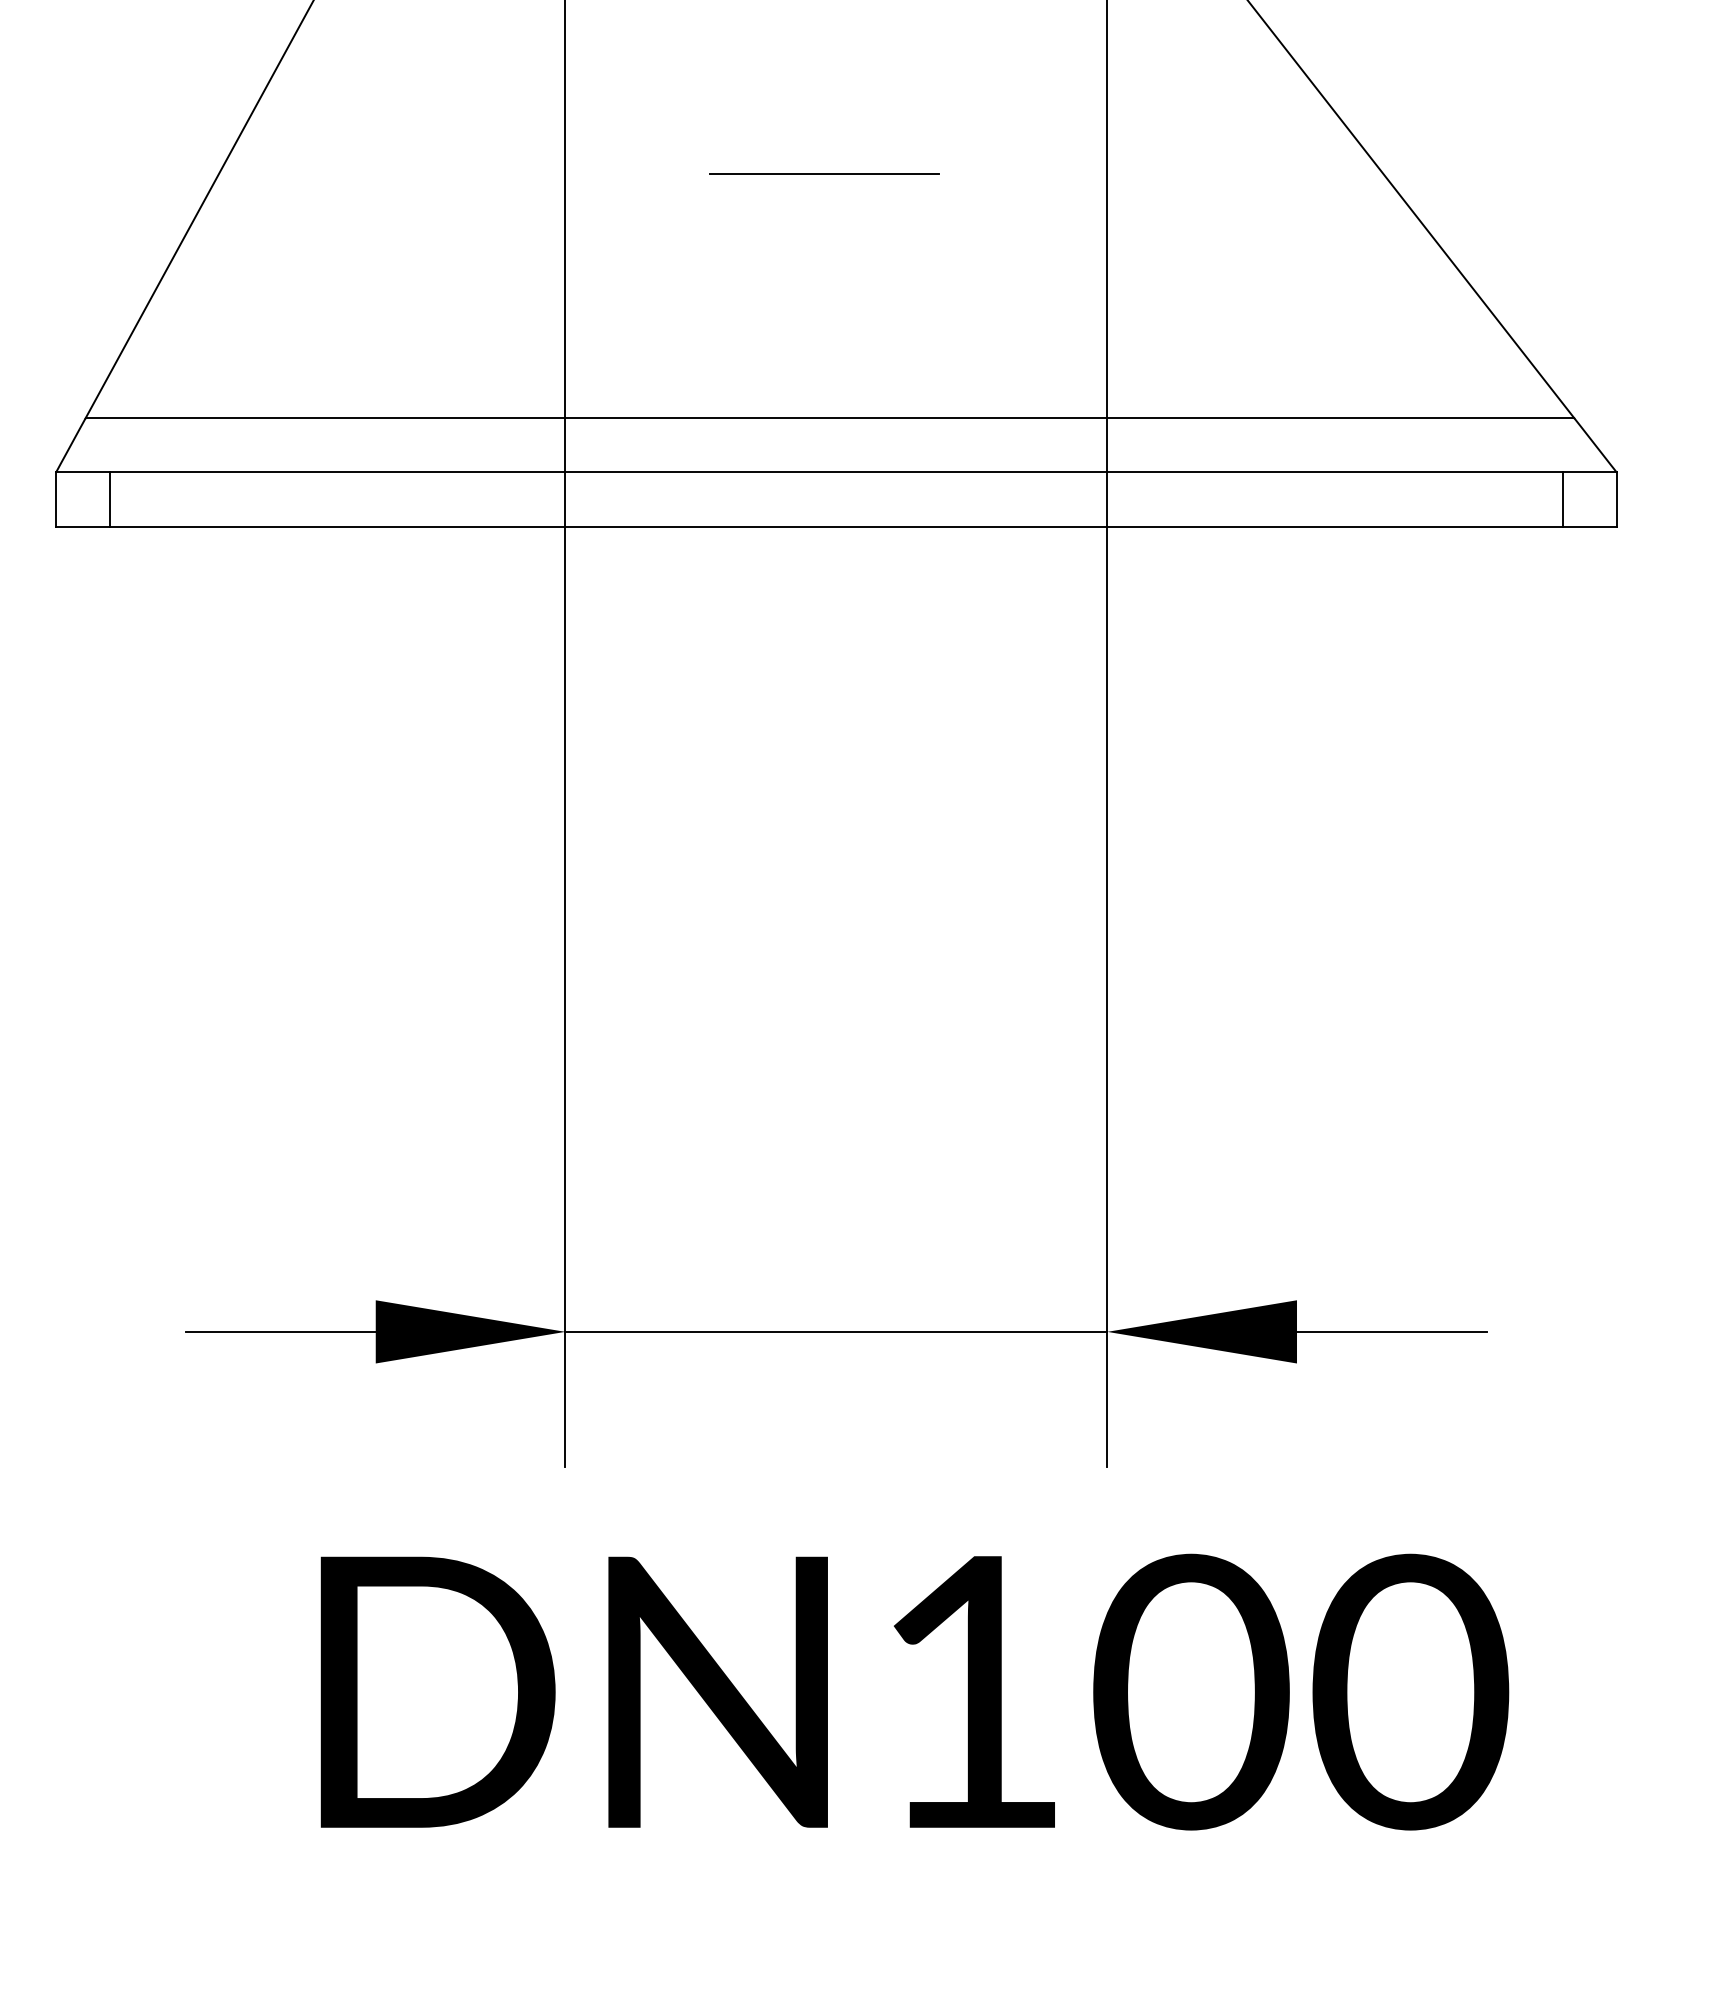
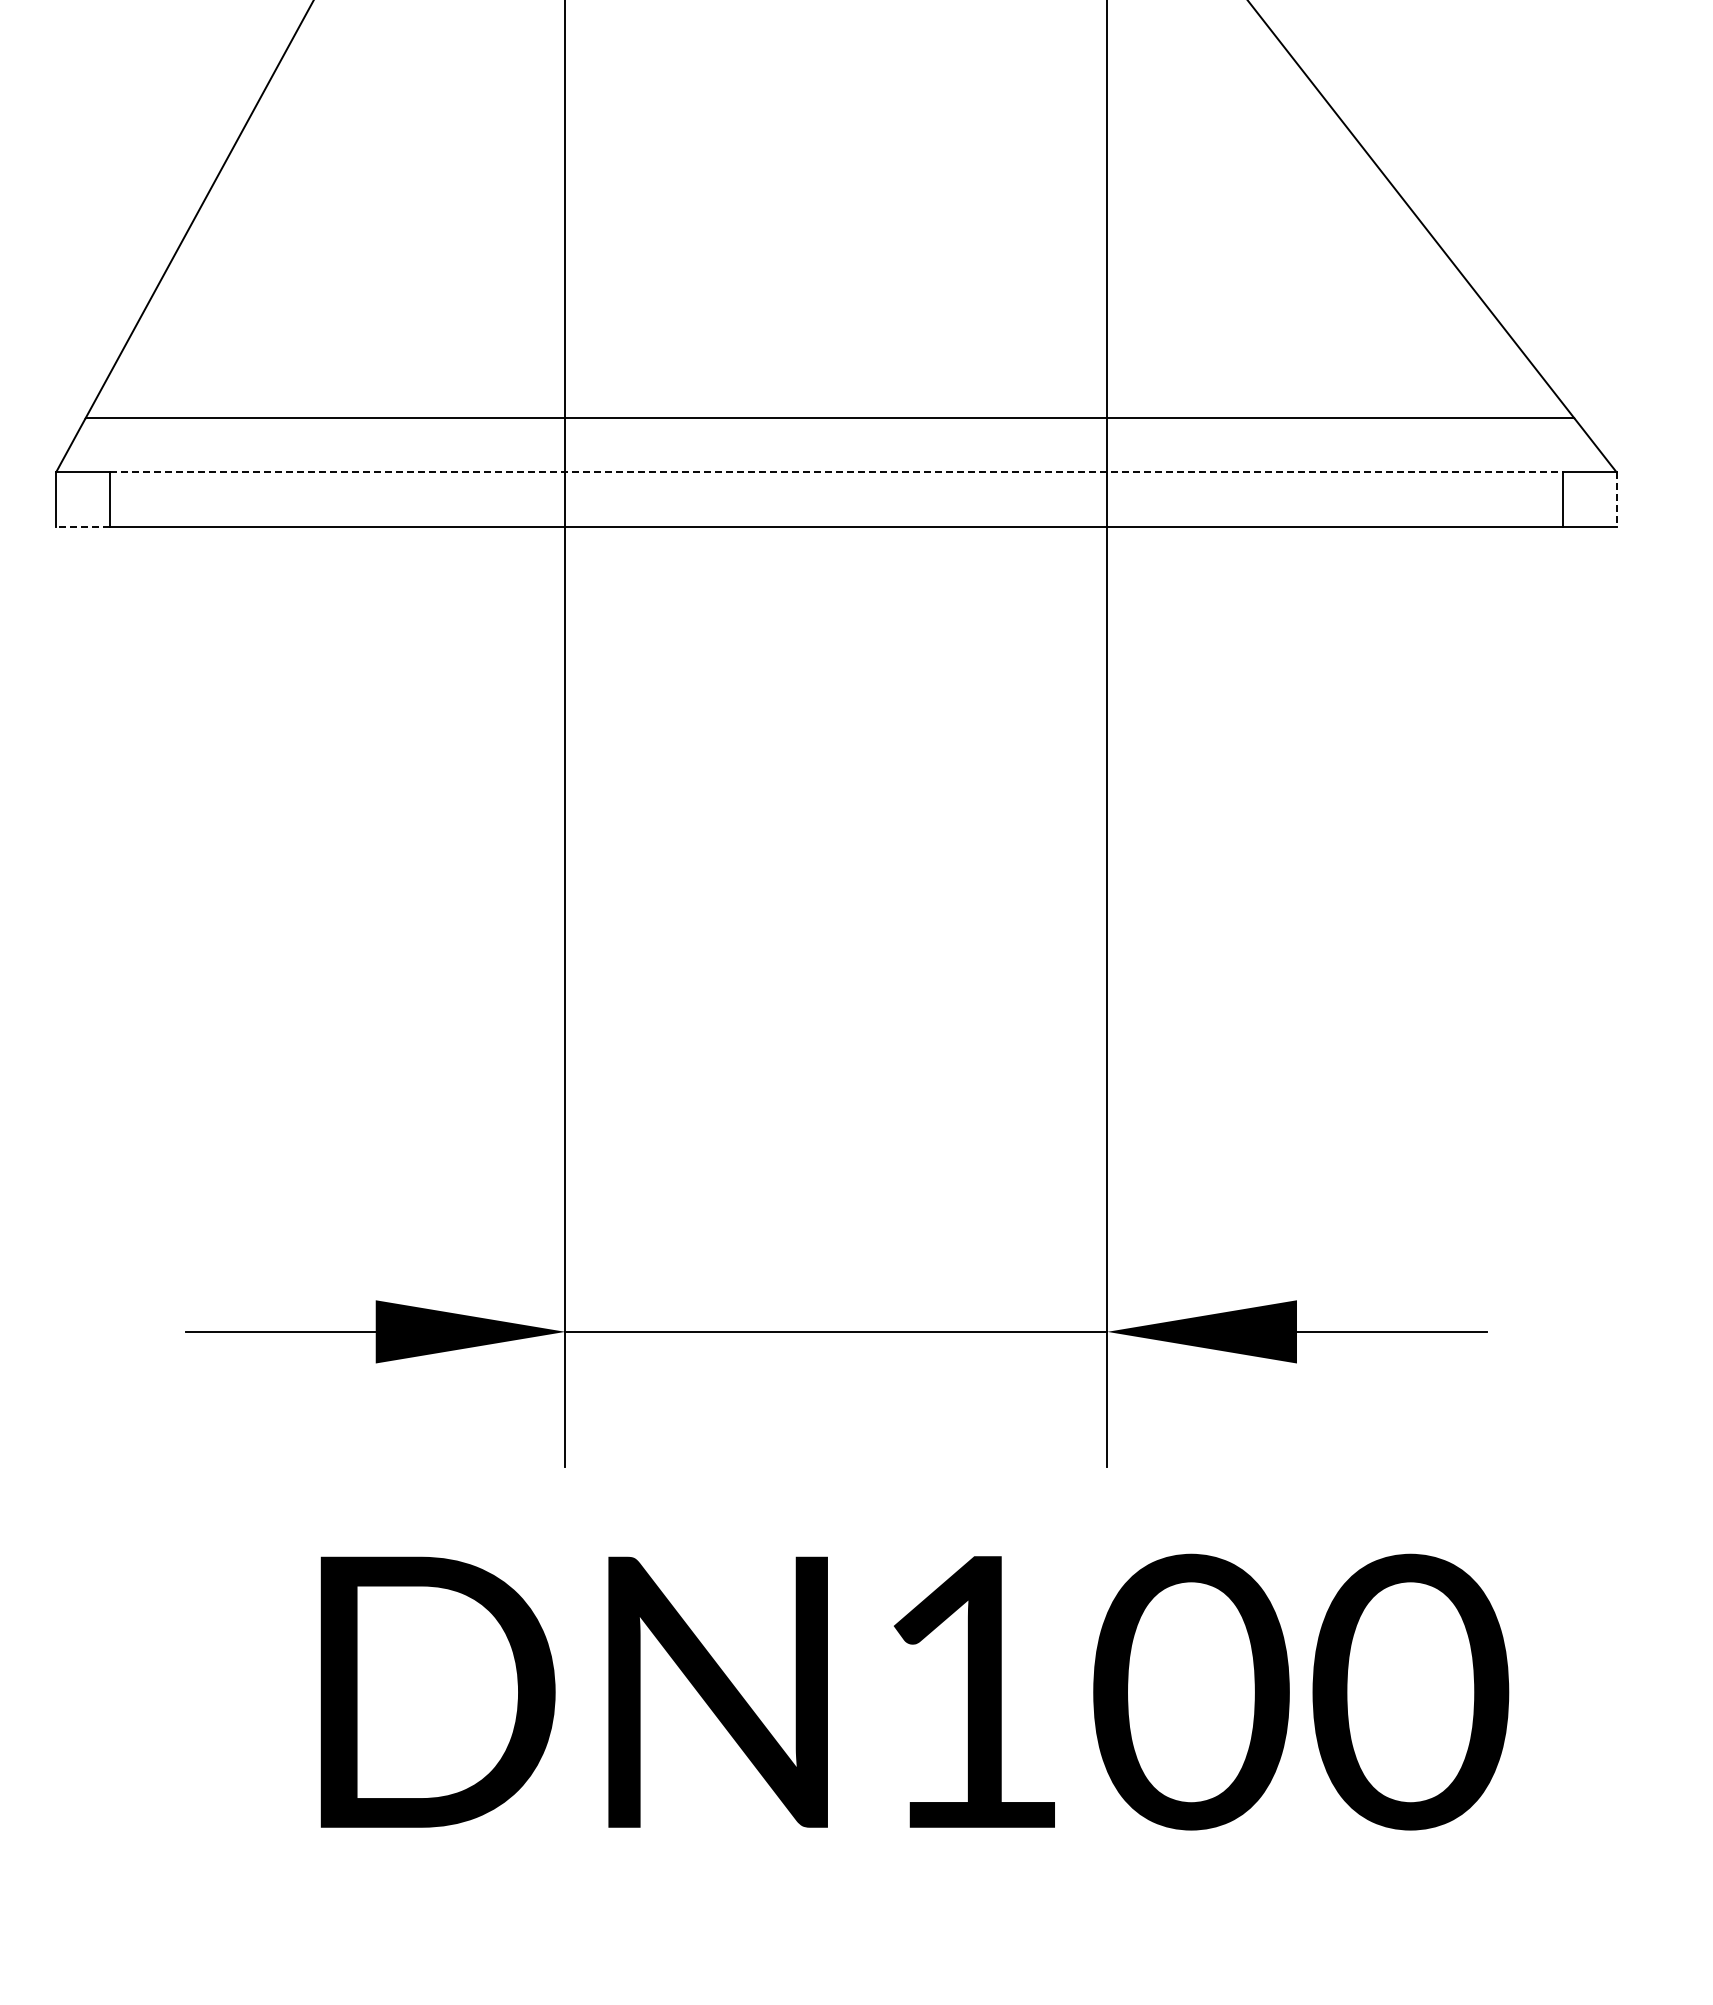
line: present -> none (824, 173)
line: solid -> dashed (836, 472)
line: solid -> dashed (1616, 500)
line: solid -> dashed (82, 526)
